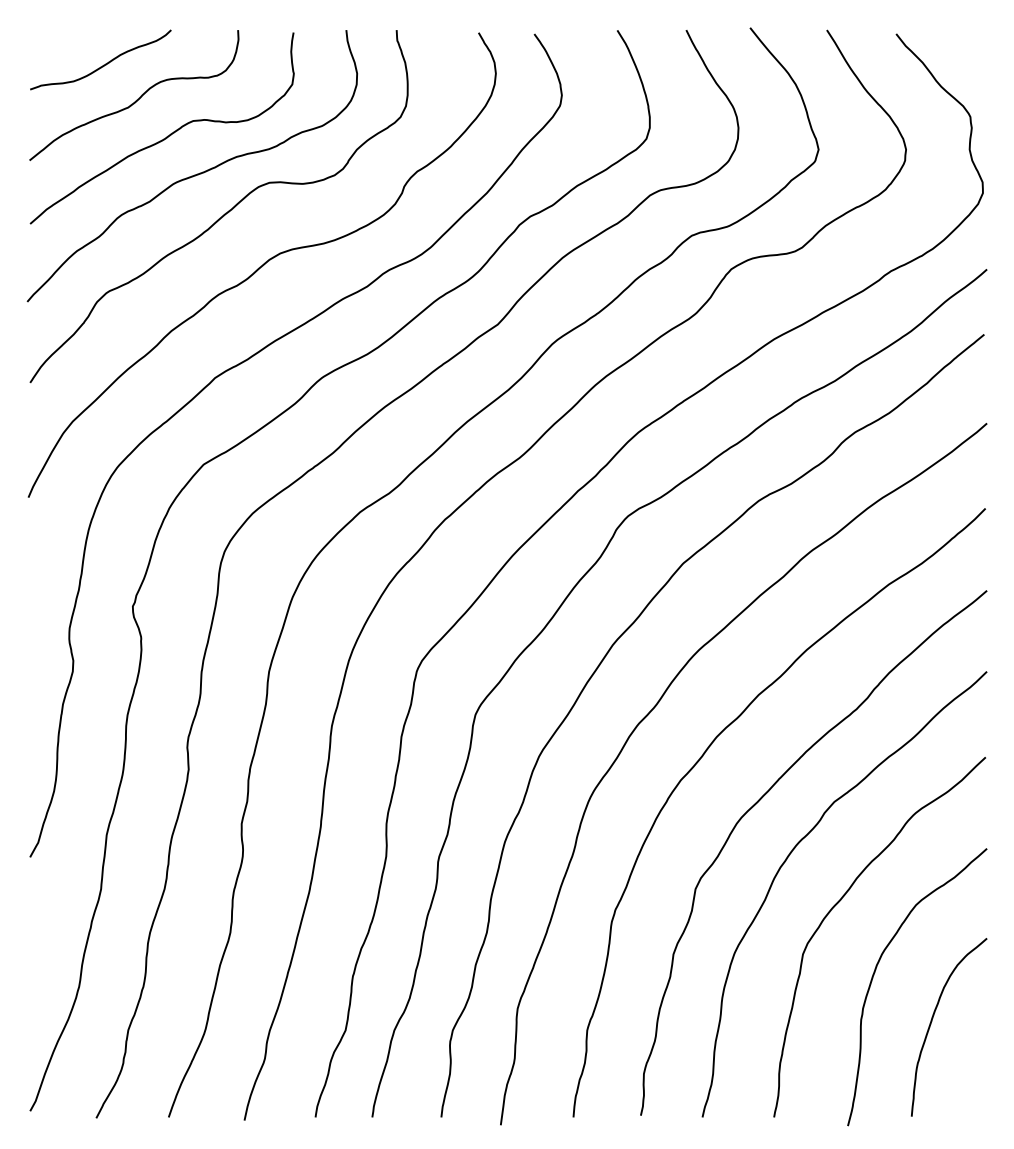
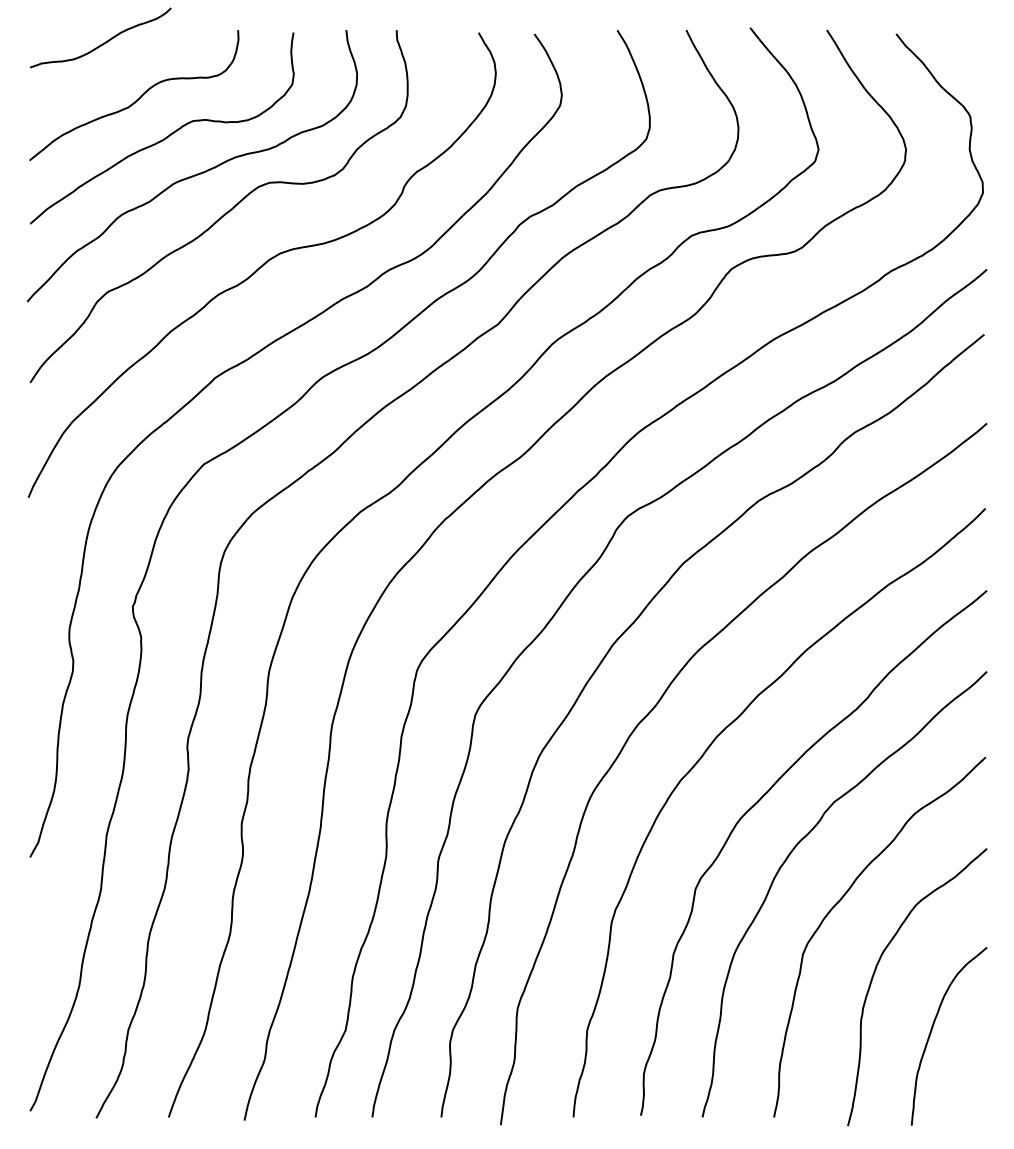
curve position: (103, 64) -> (103, 42) (103, 42)
curve position: (932, 1021) -> (932, 1030) (932, 1030)
